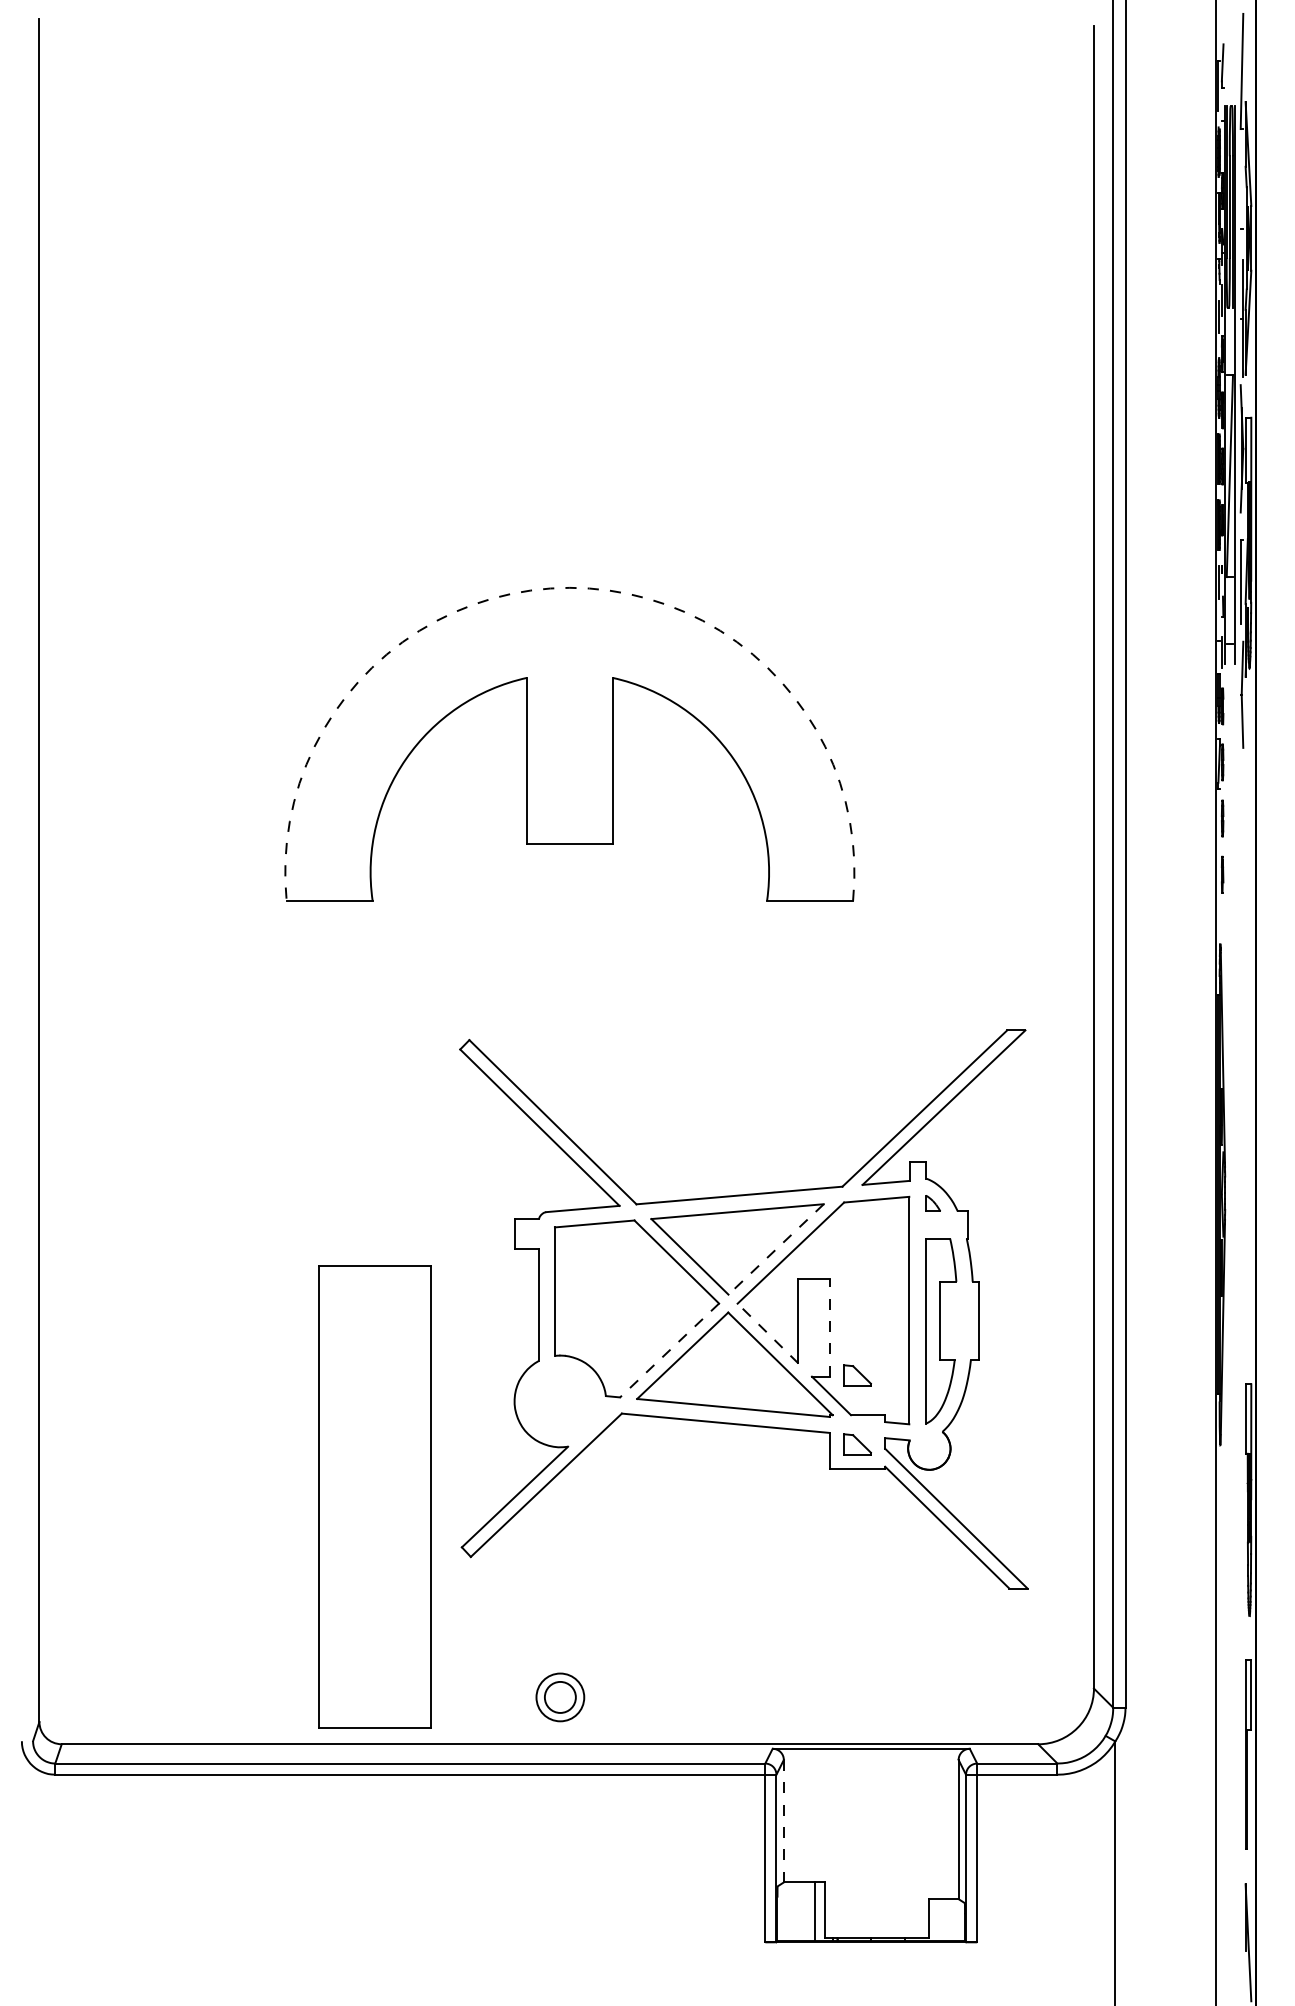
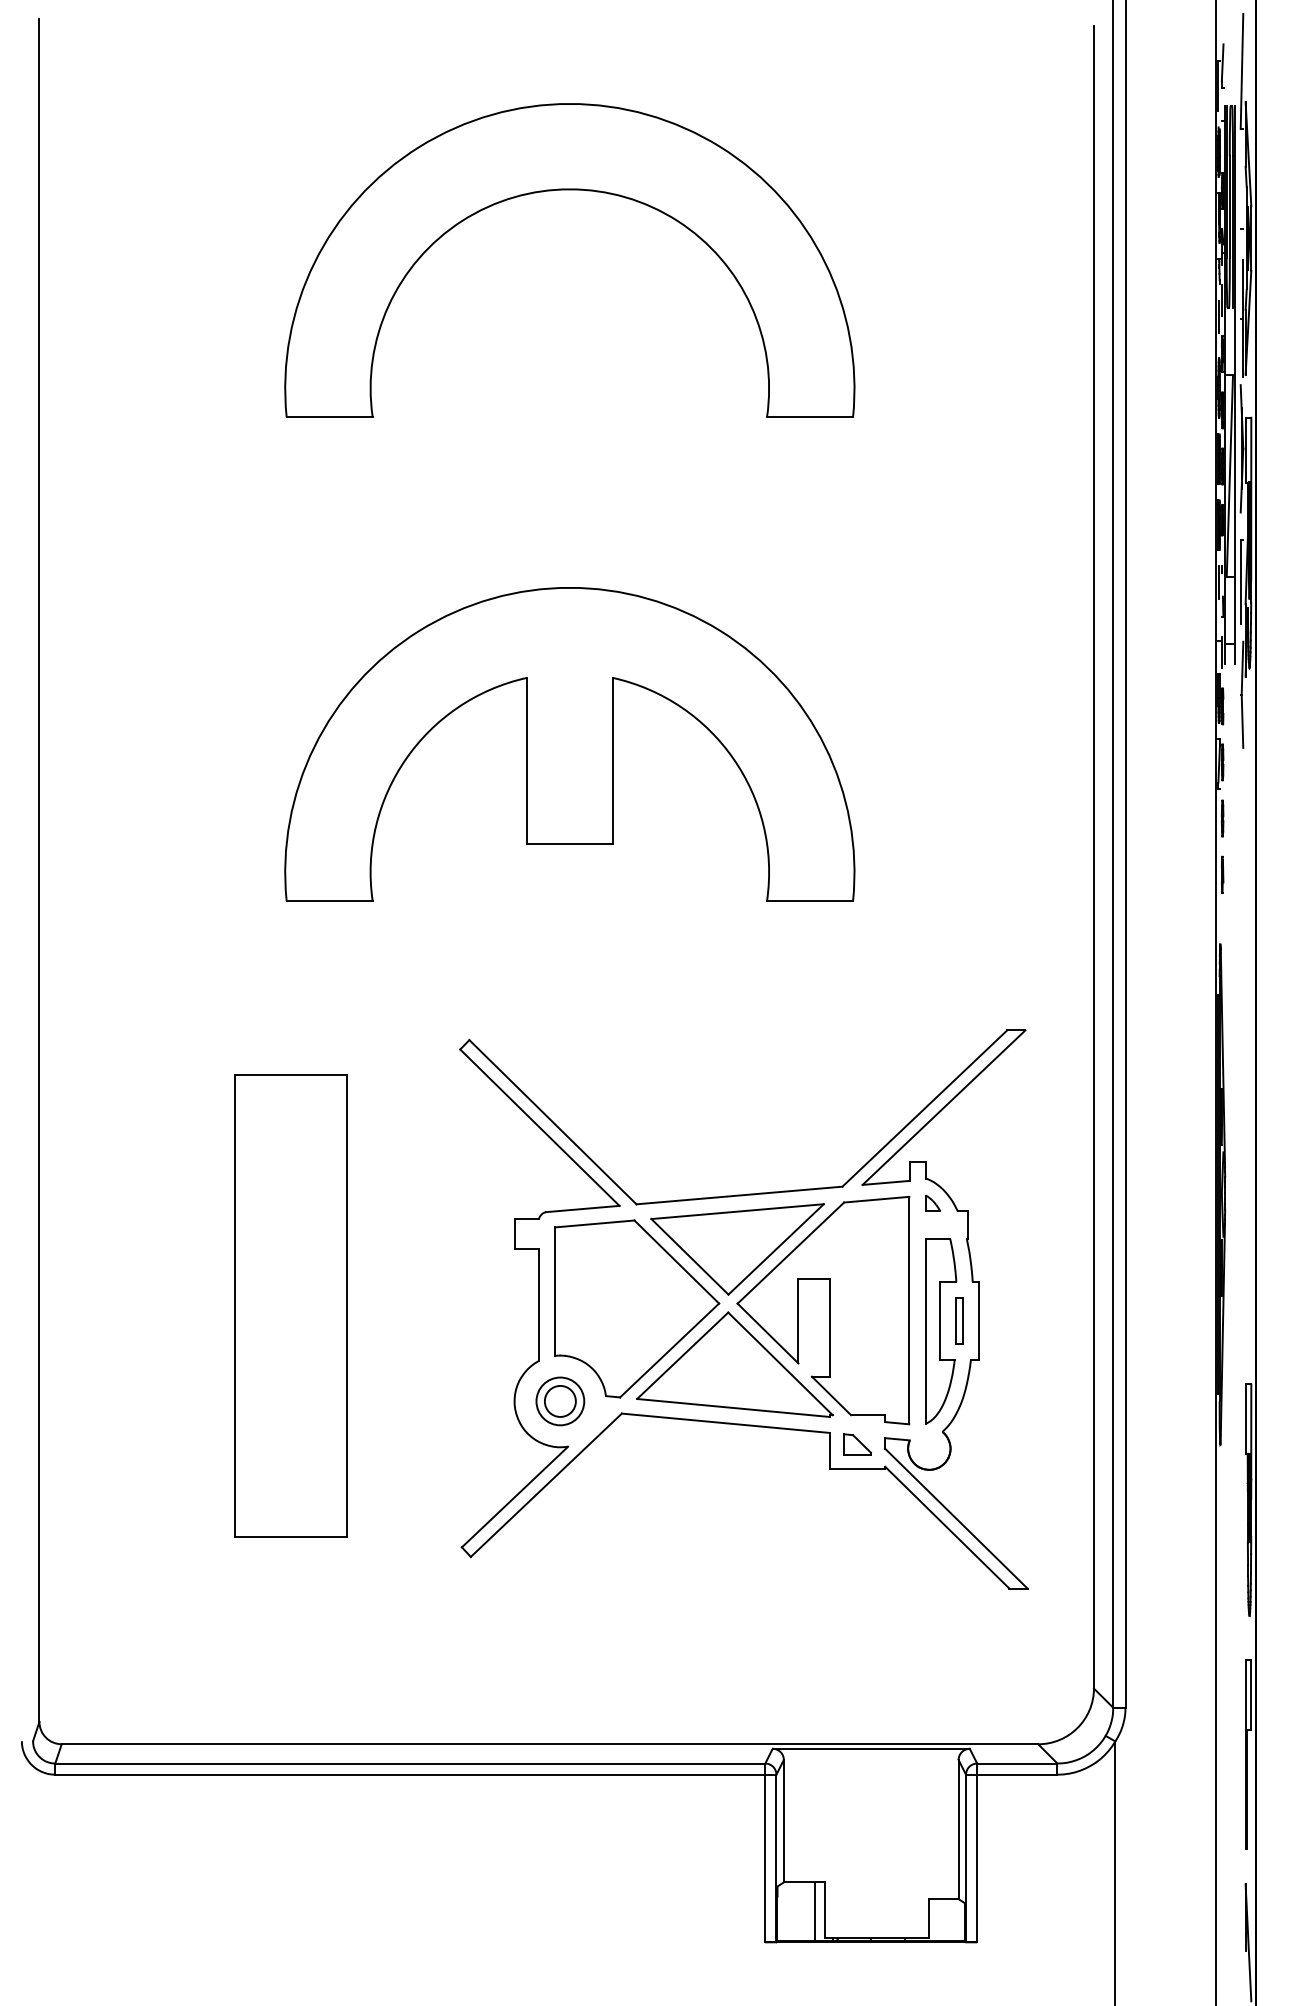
part: none -> present (569, 190)
arc: dashed -> solid (569, 587)
line: dashed -> solid (776, 1249)
part: none -> present (959, 1320)
line: dashed -> solid (830, 1327)
line: dashed -> solid (768, 1333)
line: dashed -> solid (669, 1350)
part: present -> none (857, 1375)
part position: (374, 1496) -> (290, 1305) (290, 1305)
part position: (560, 1697) -> (560, 1401) (560, 1401)
line: dashed -> solid (783, 1821)
